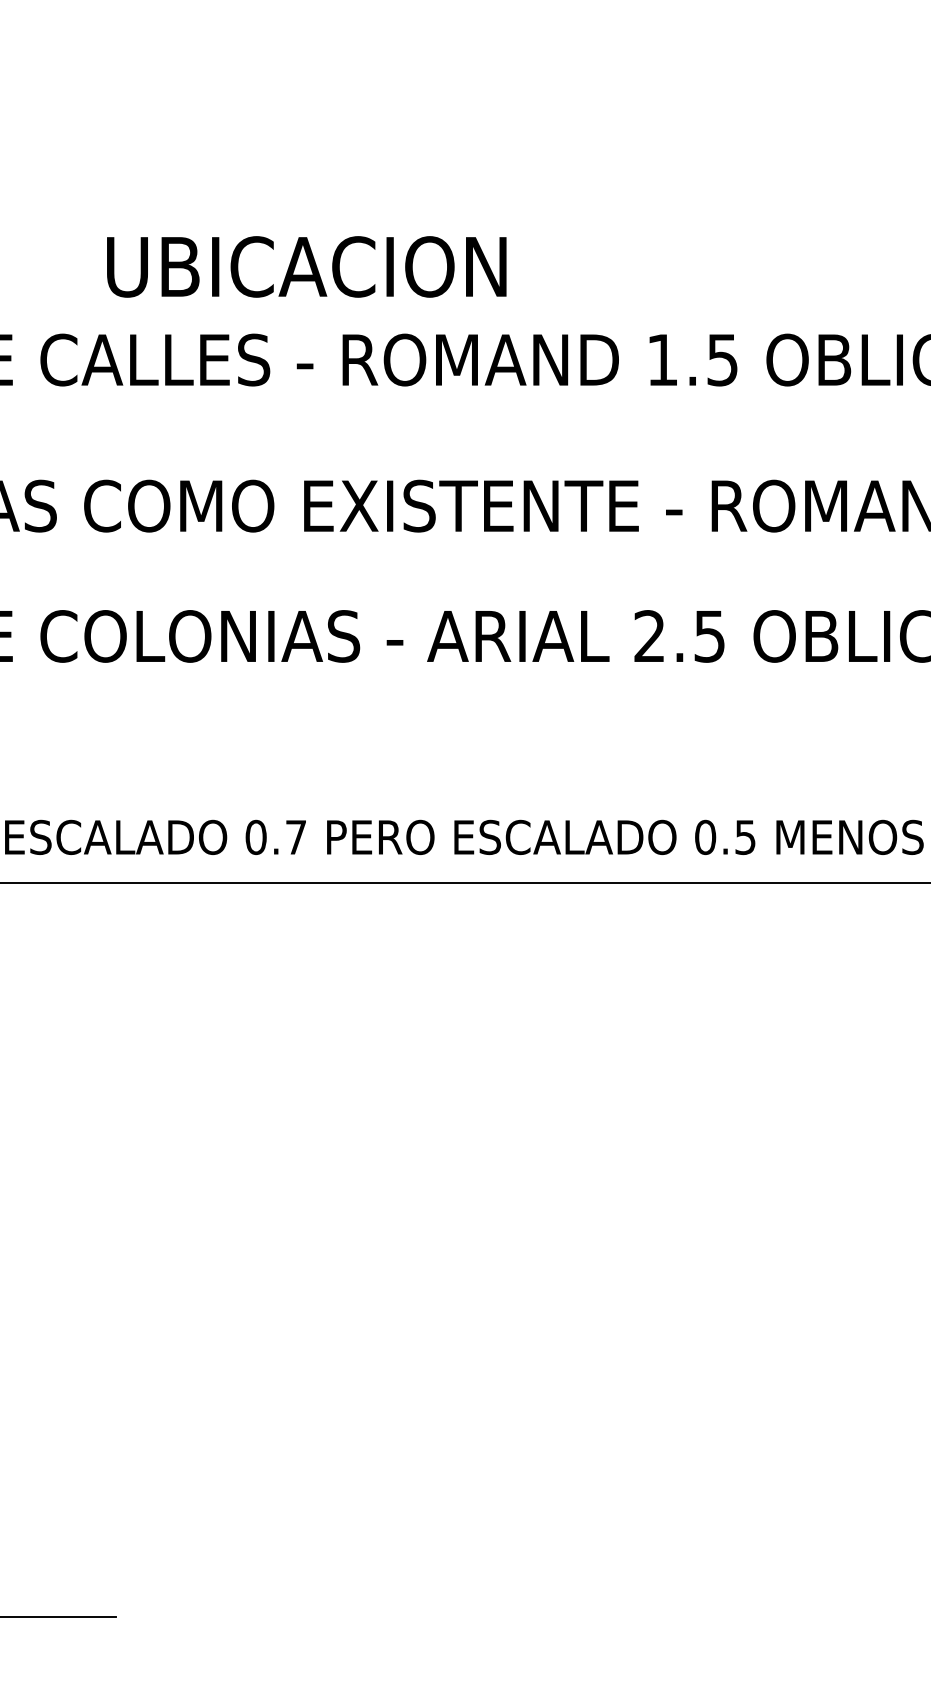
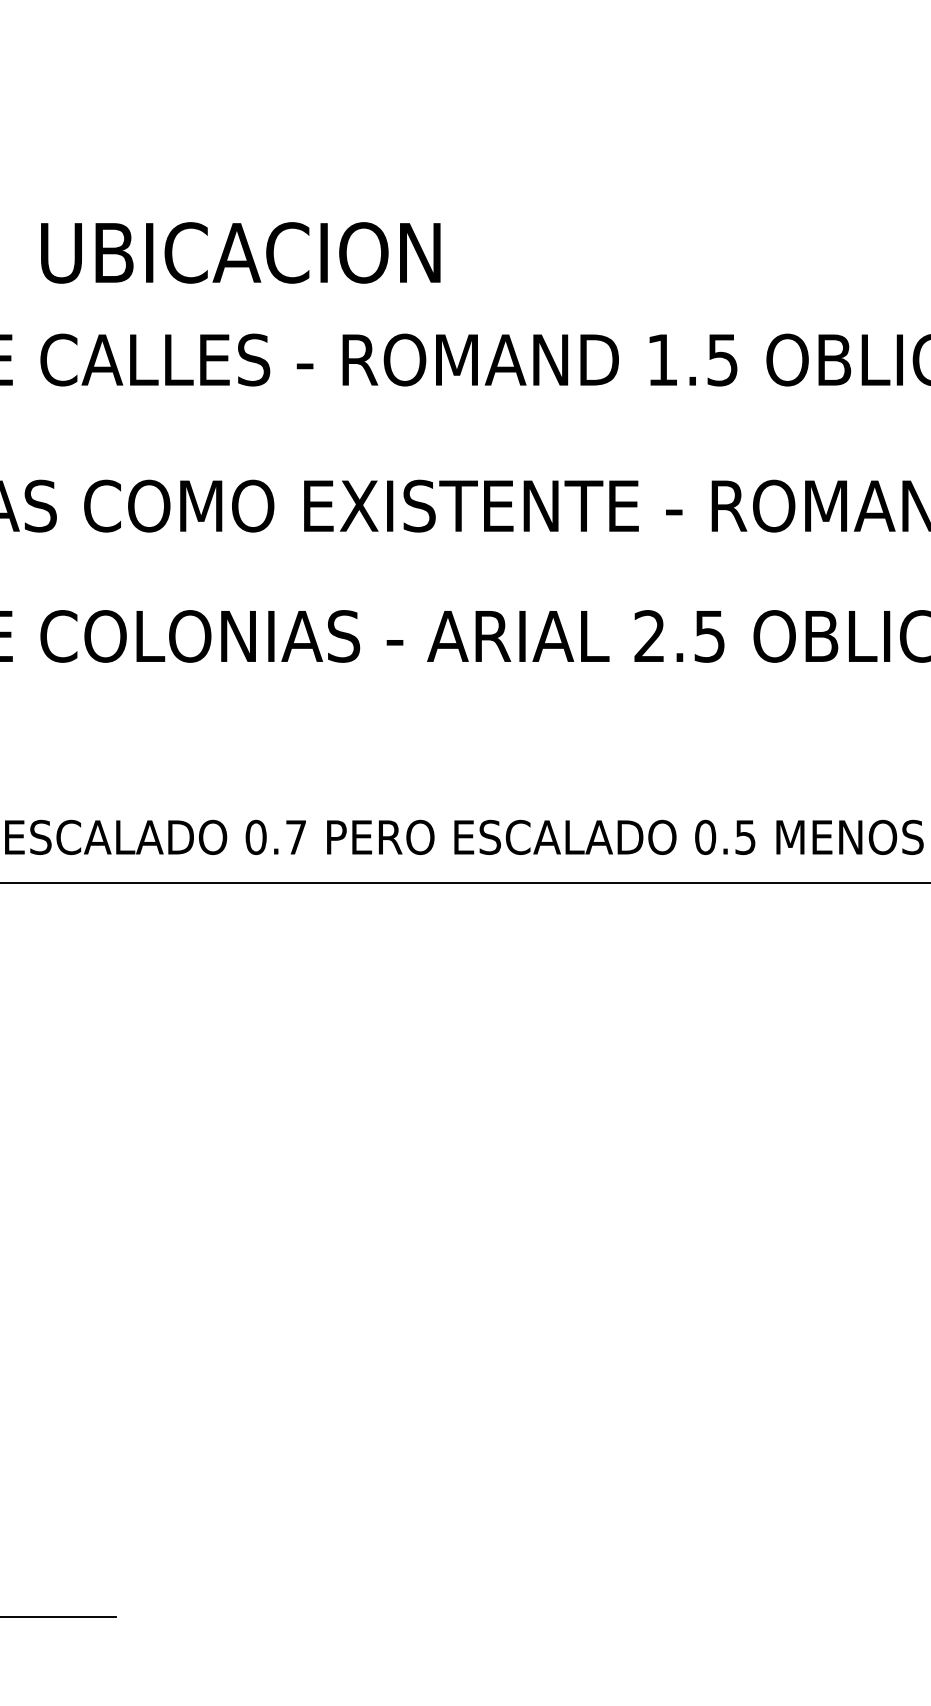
text position: (306, 266) -> (240, 252) (240, 252)
